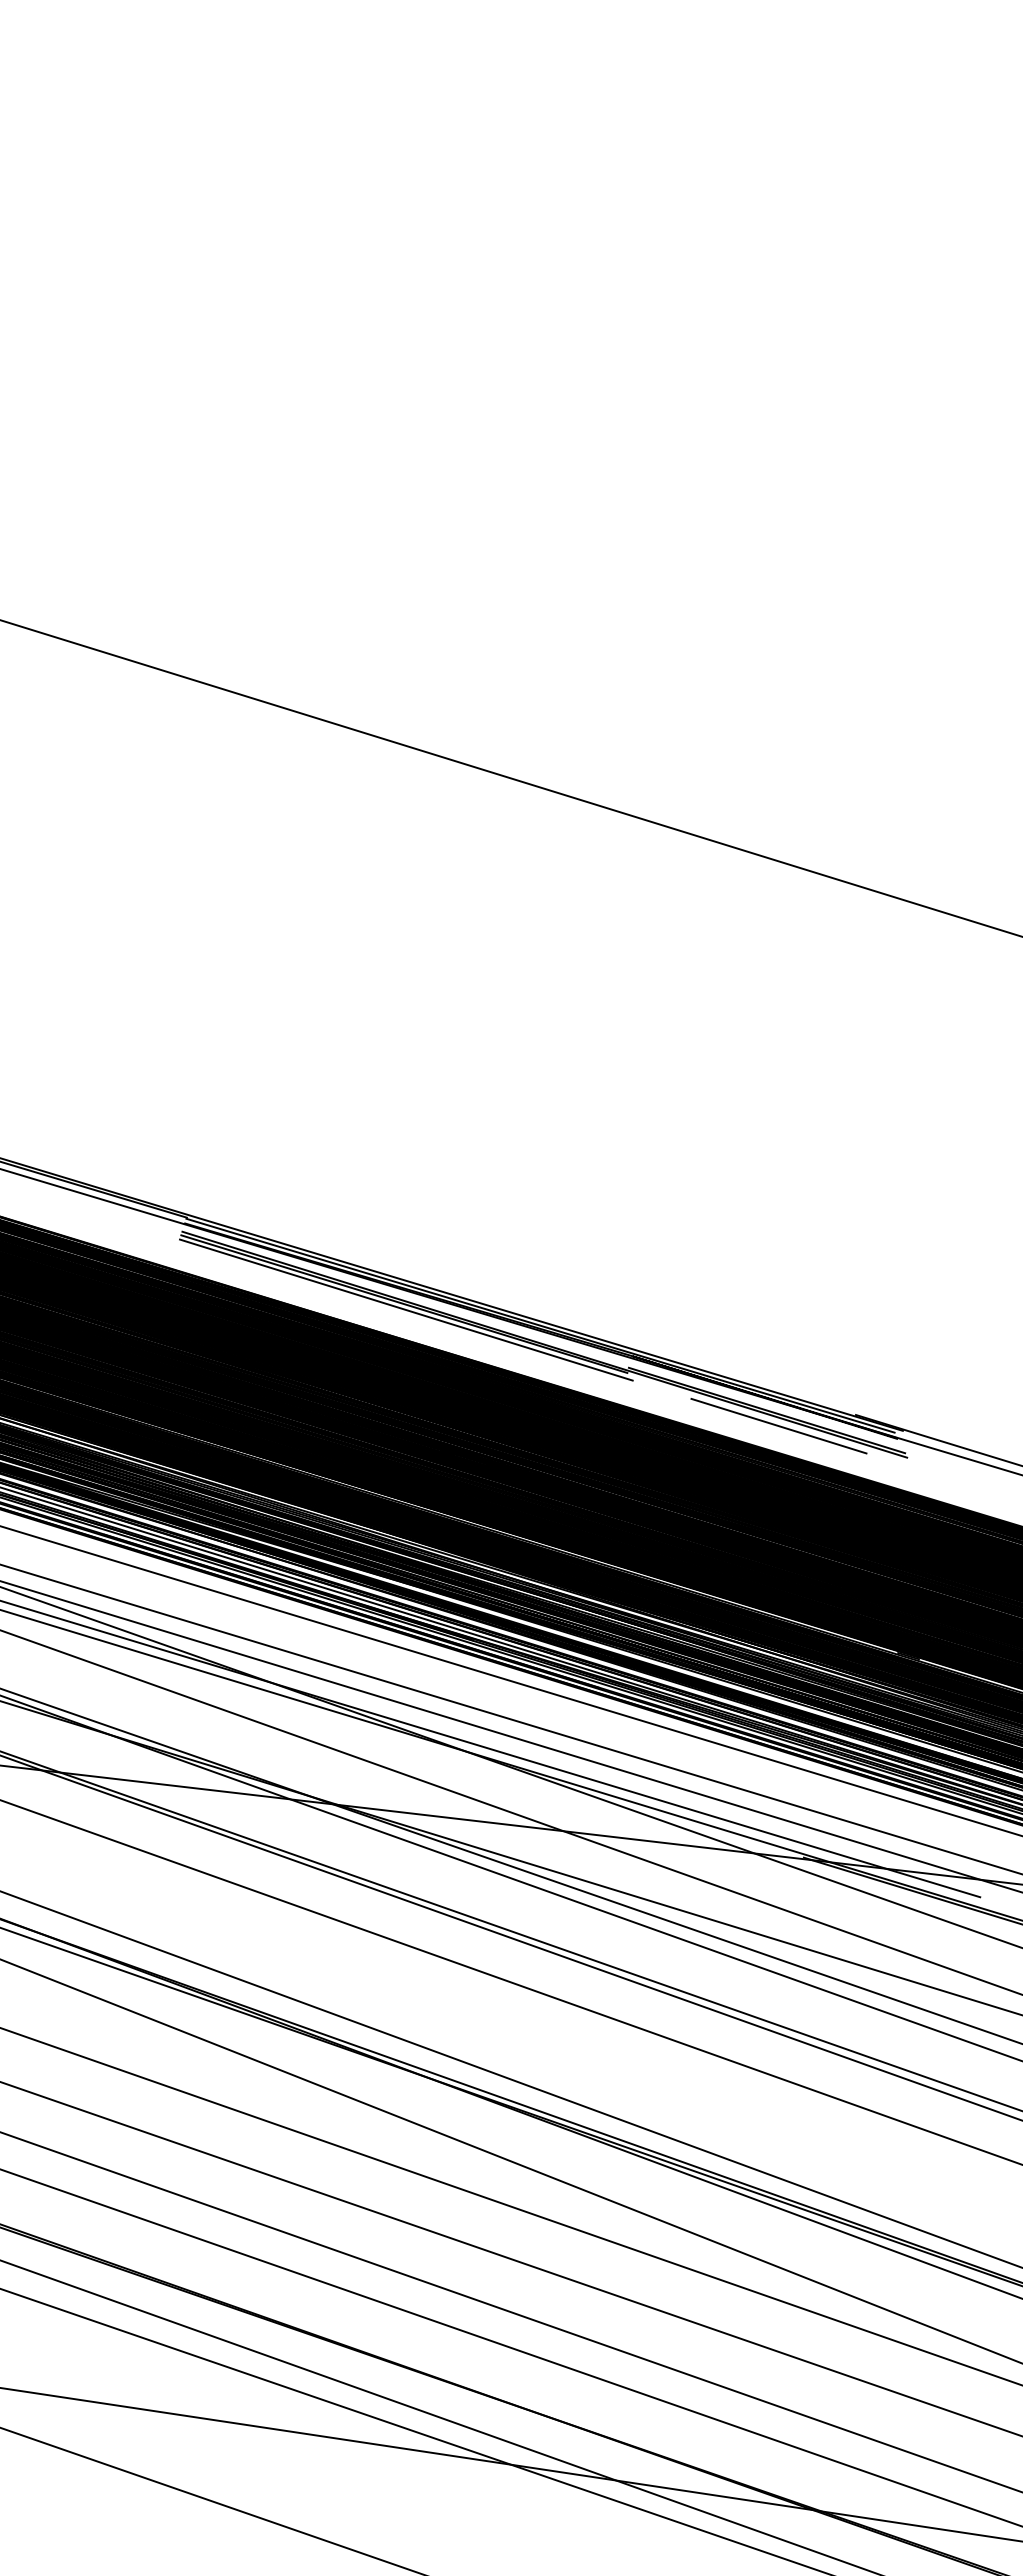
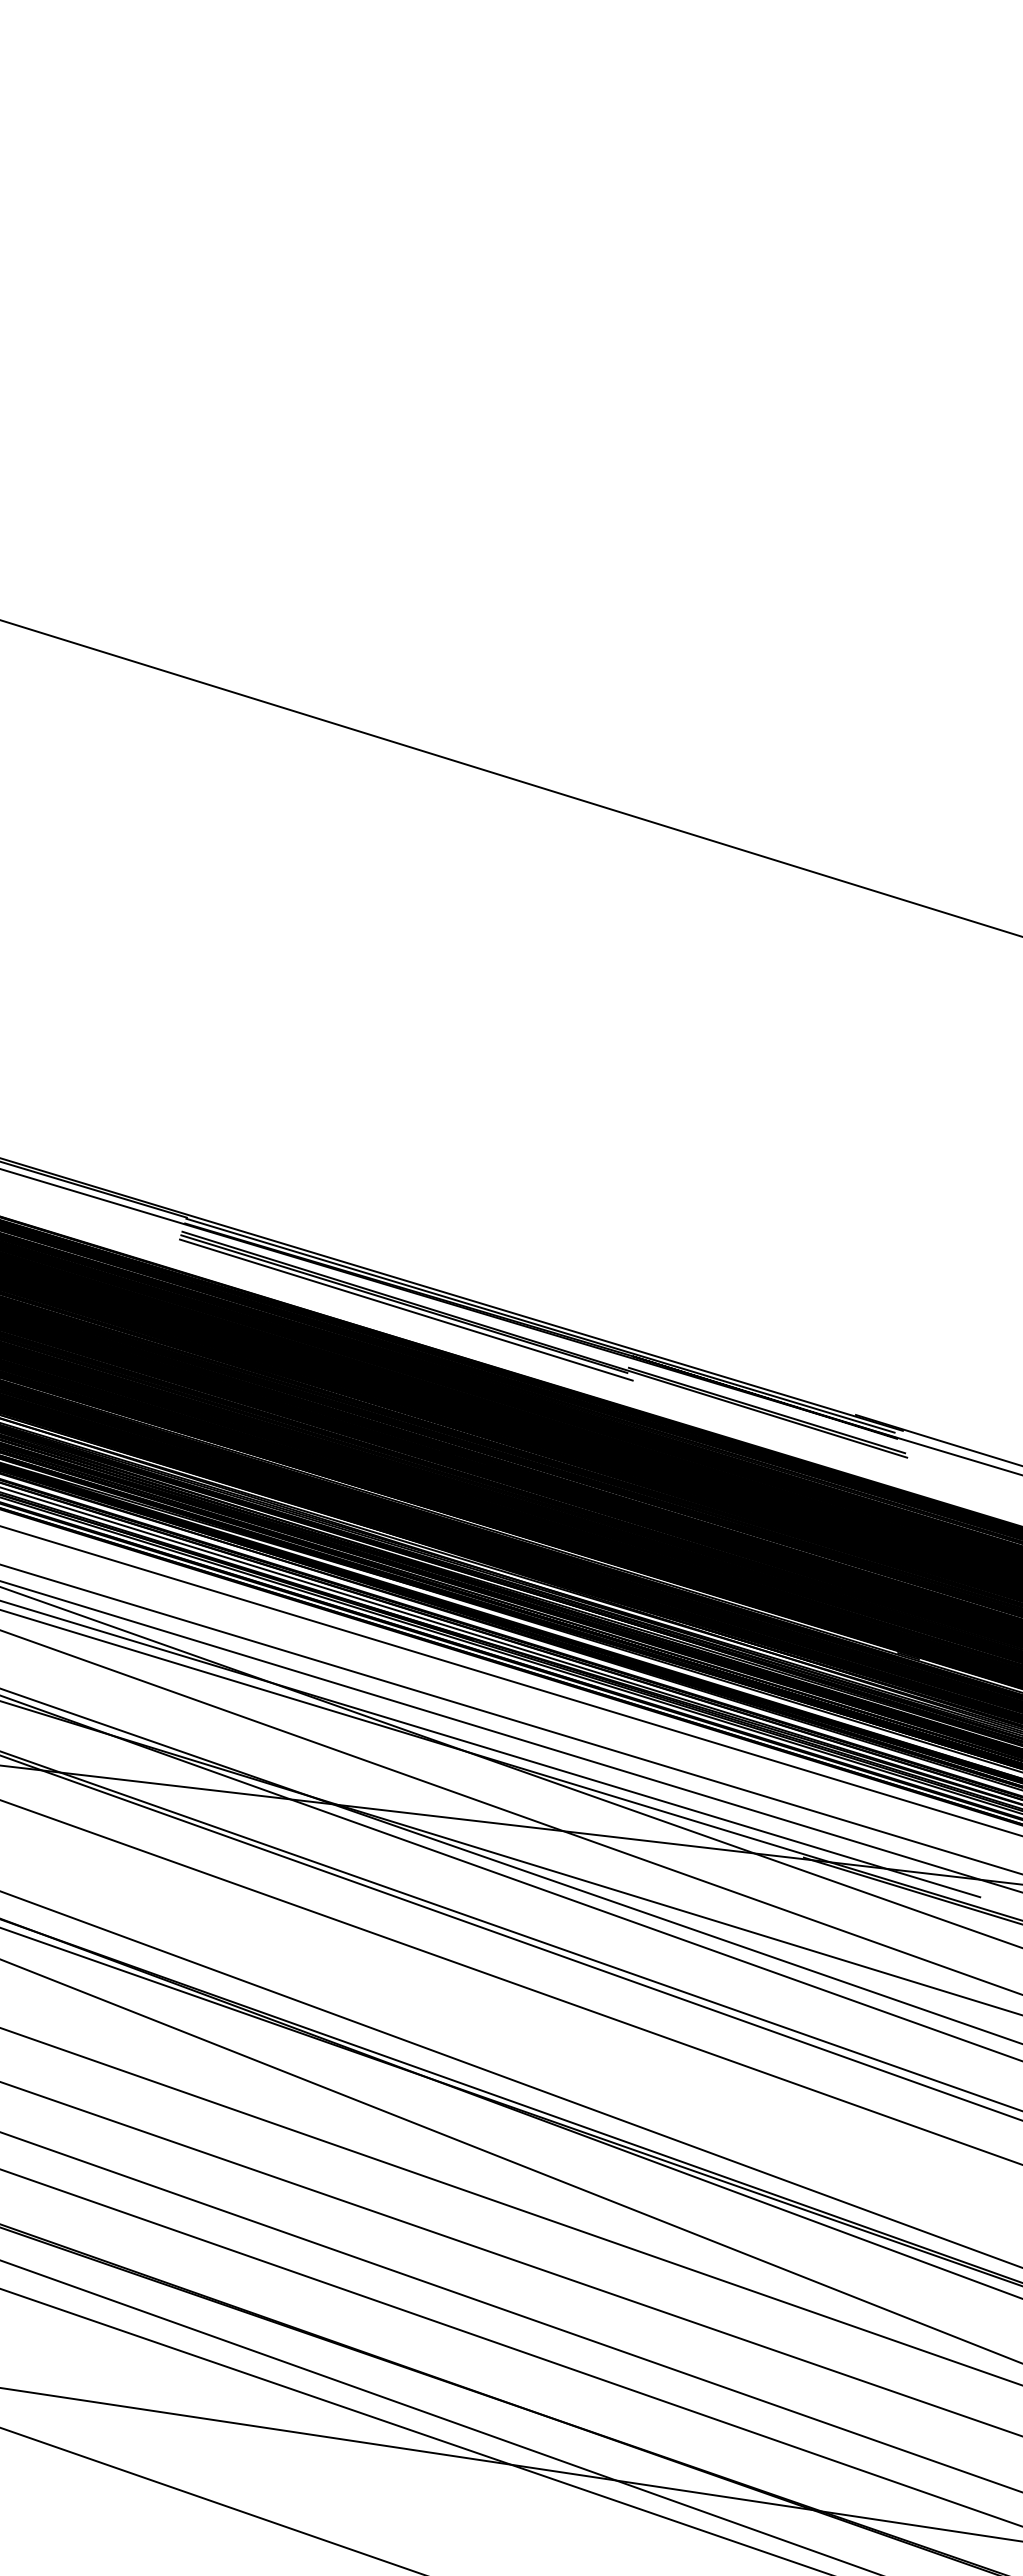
line: present -> none (778, 1425)
